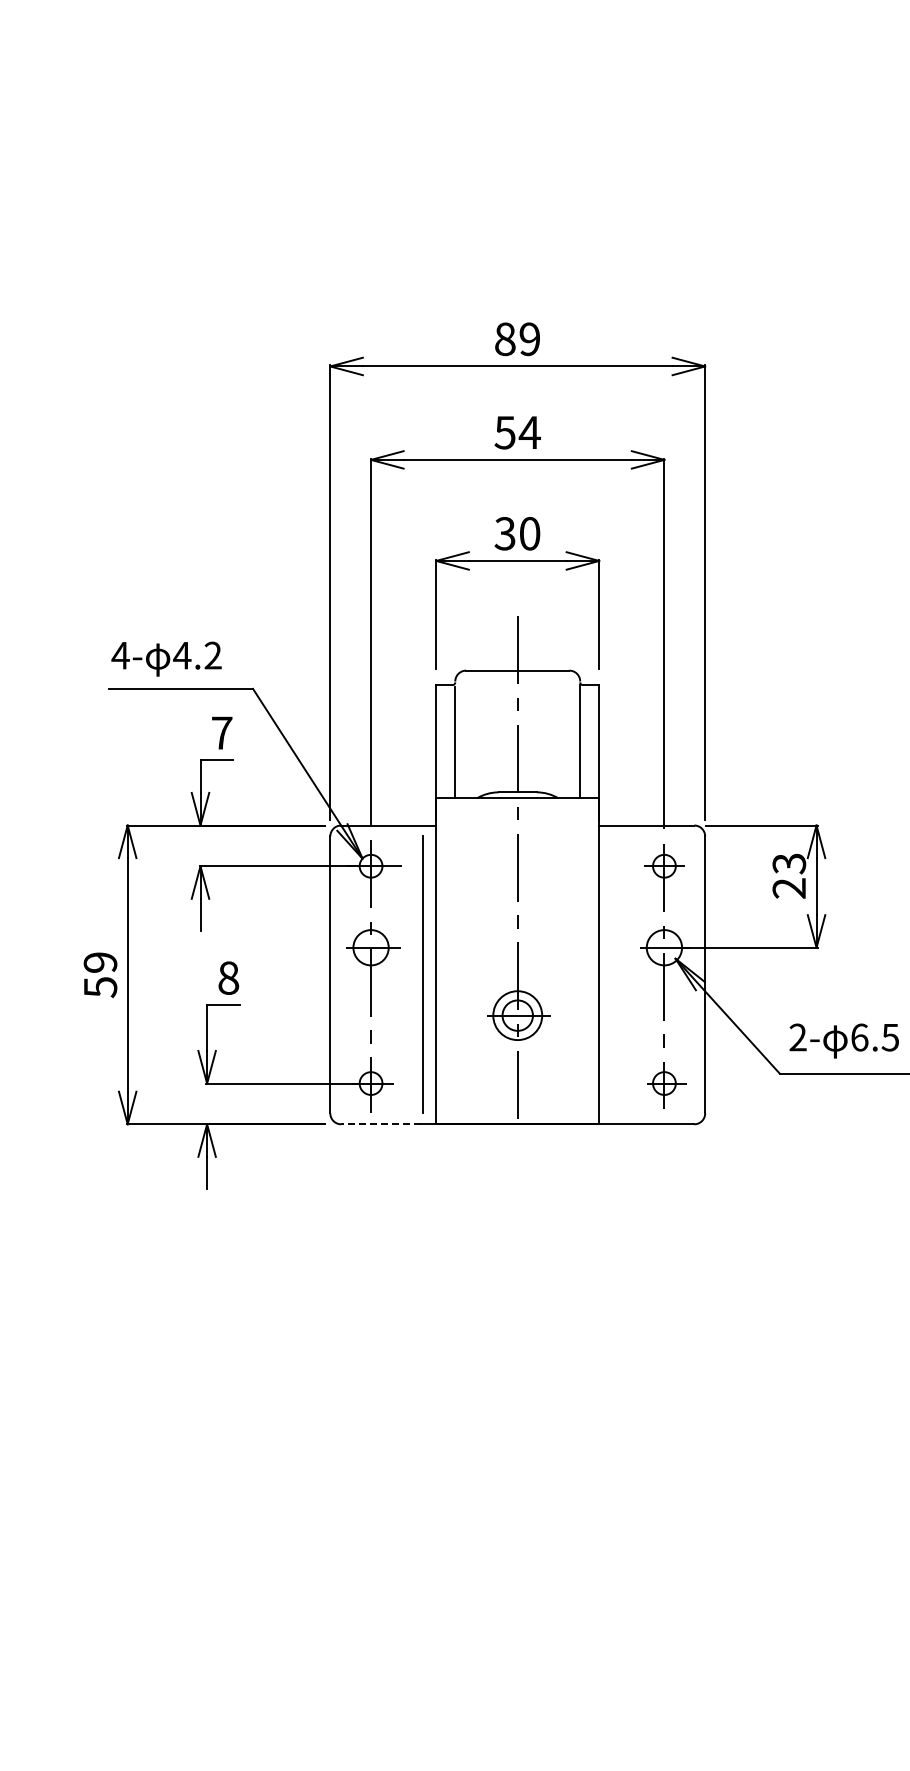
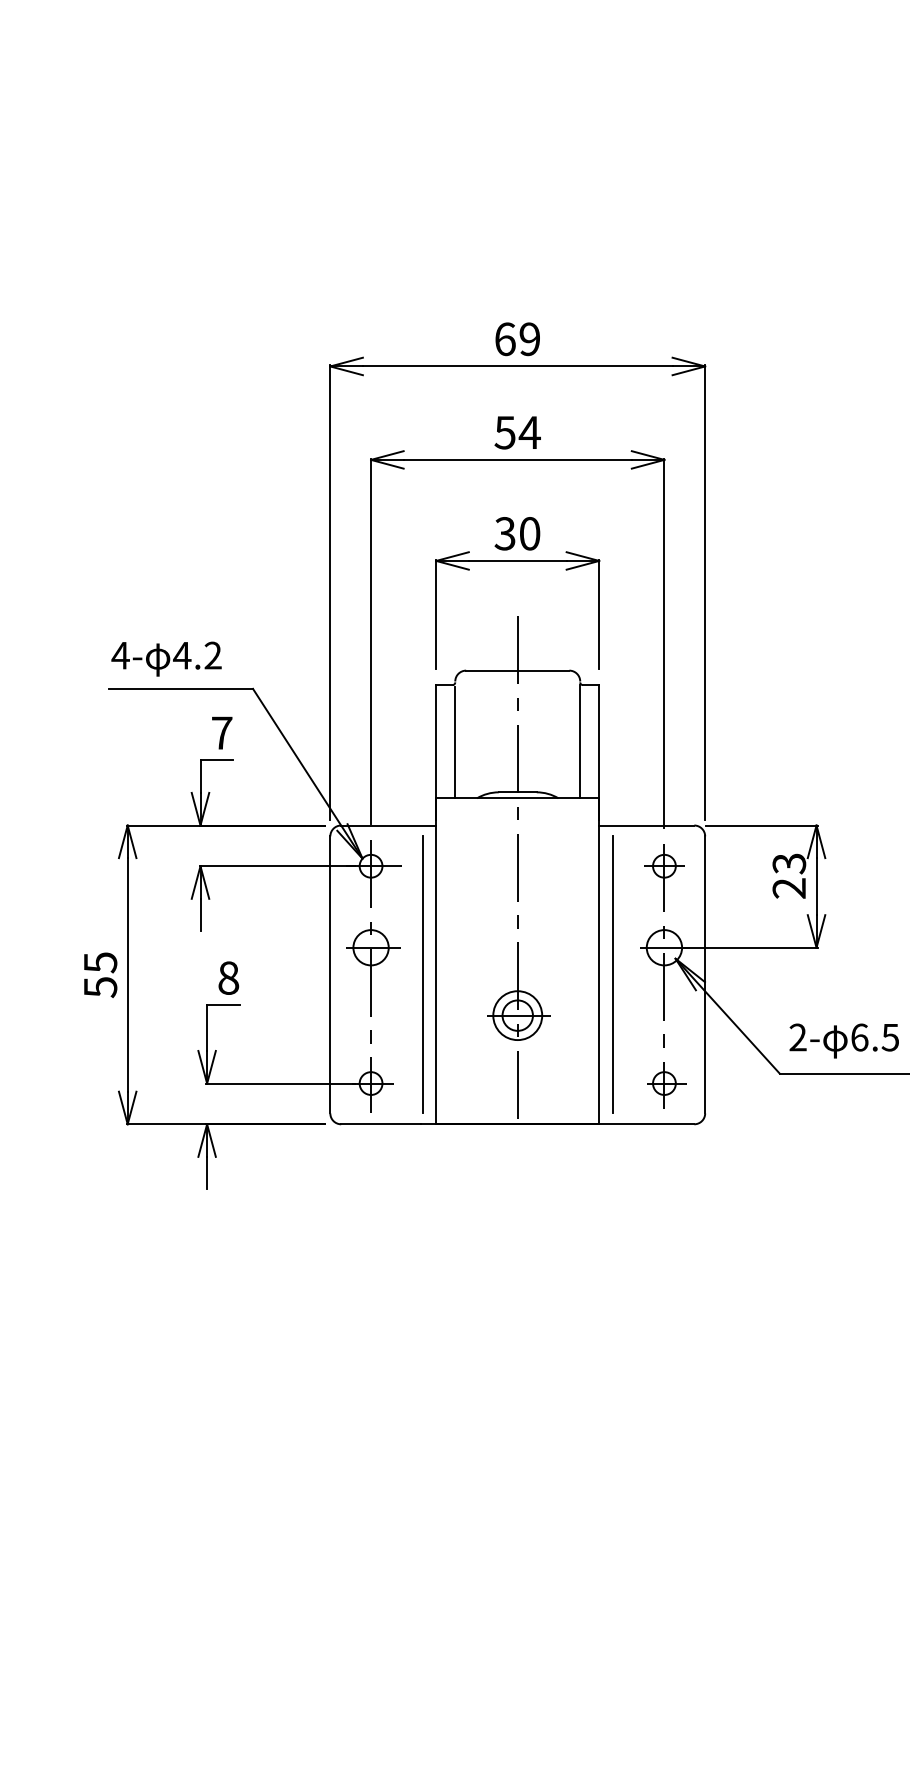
text: 89 -> 69 (505, 339)
text: 59 -> 55 (100, 962)
line: none -> present (612, 974)
line: dashed -> solid (381, 1124)
